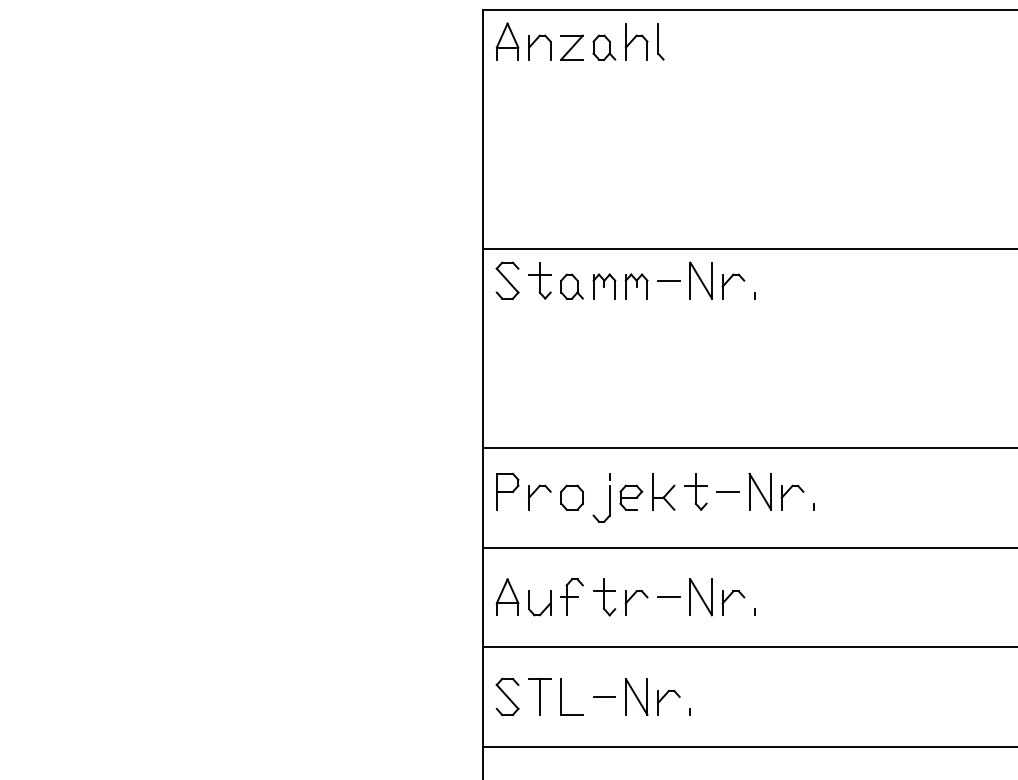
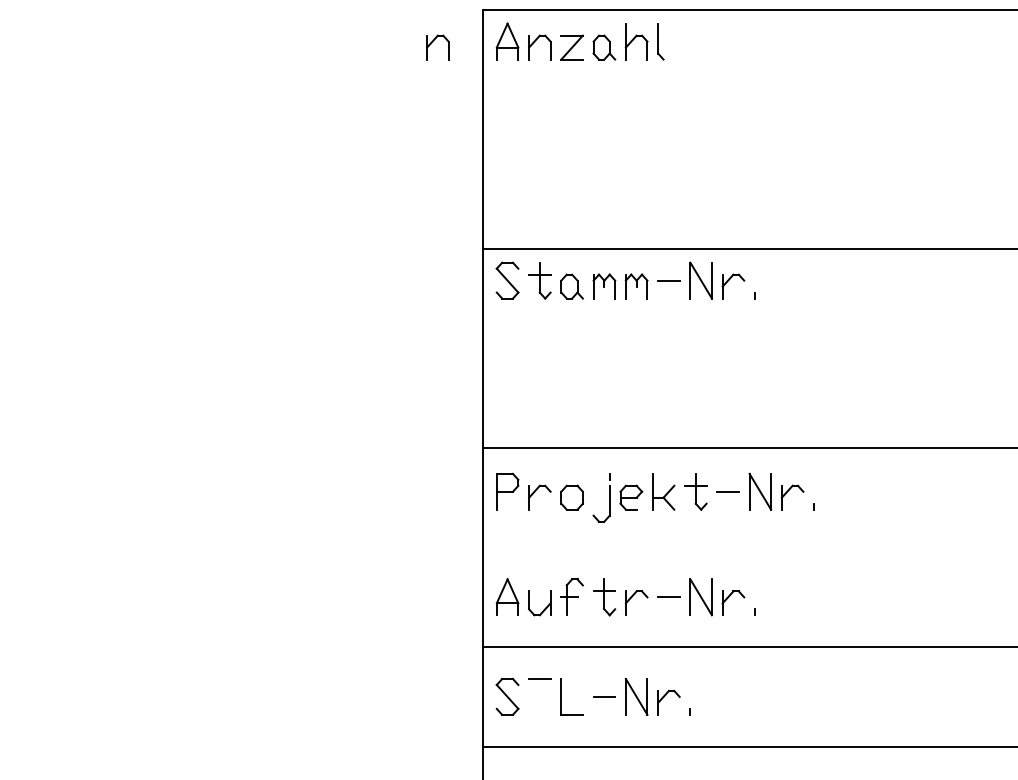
part: none -> present (432, 43)
line: present -> none (748, 547)
line: present -> none (539, 696)
